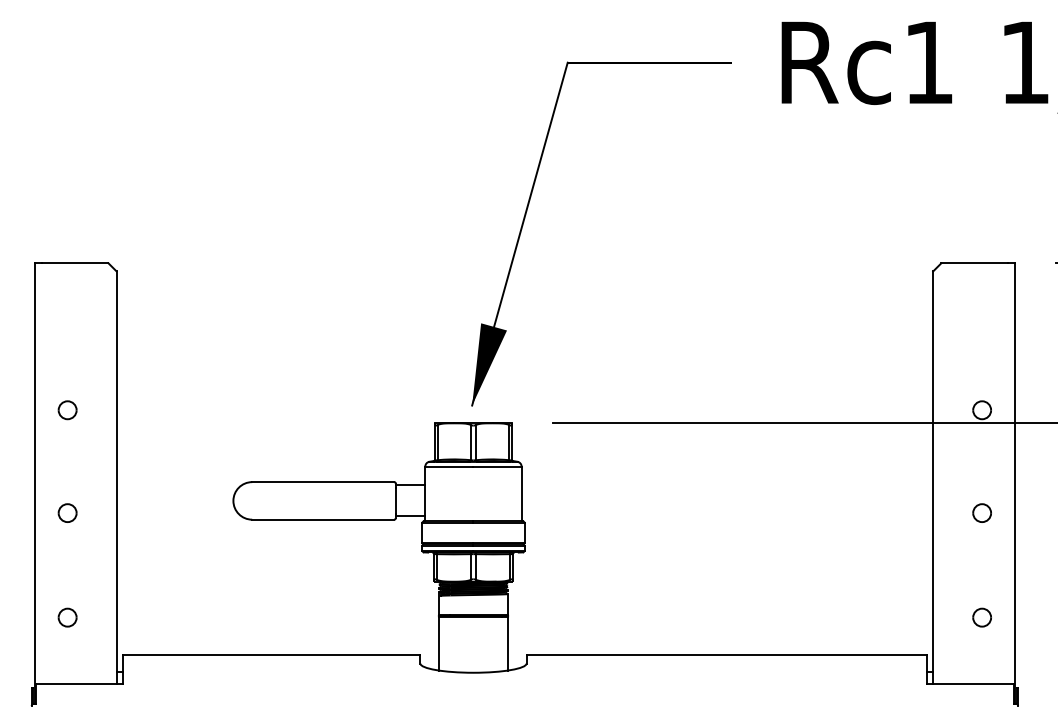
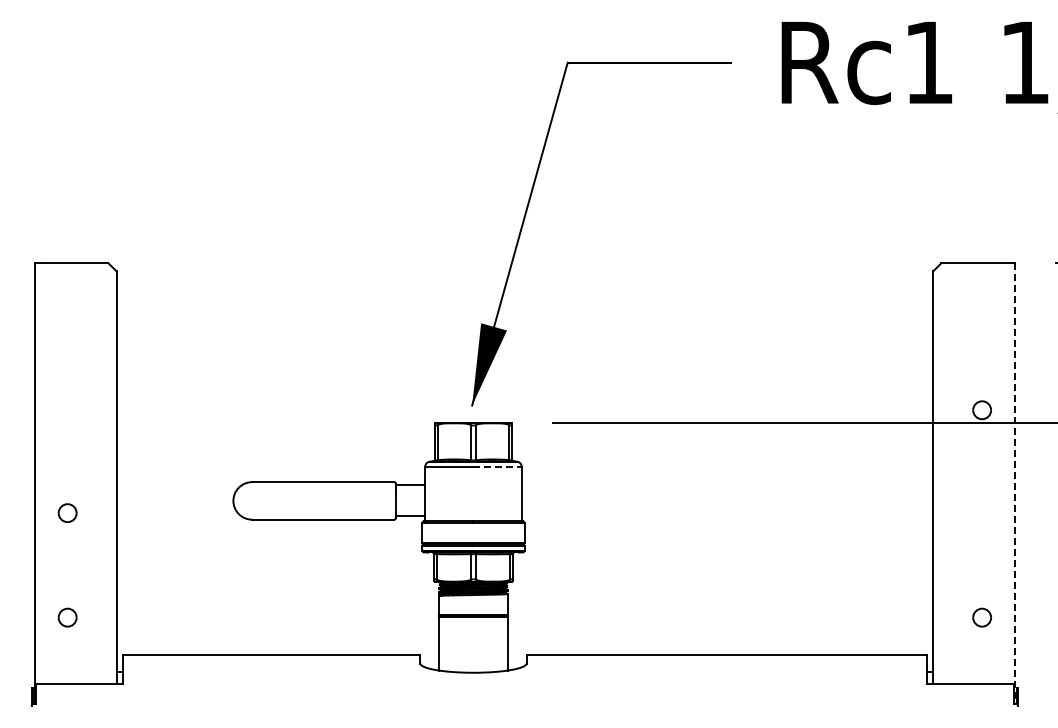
part: present -> none (67, 410)
line: solid -> dashed (498, 466)
line: solid -> dashed (1014, 483)
part: present -> none (981, 512)
